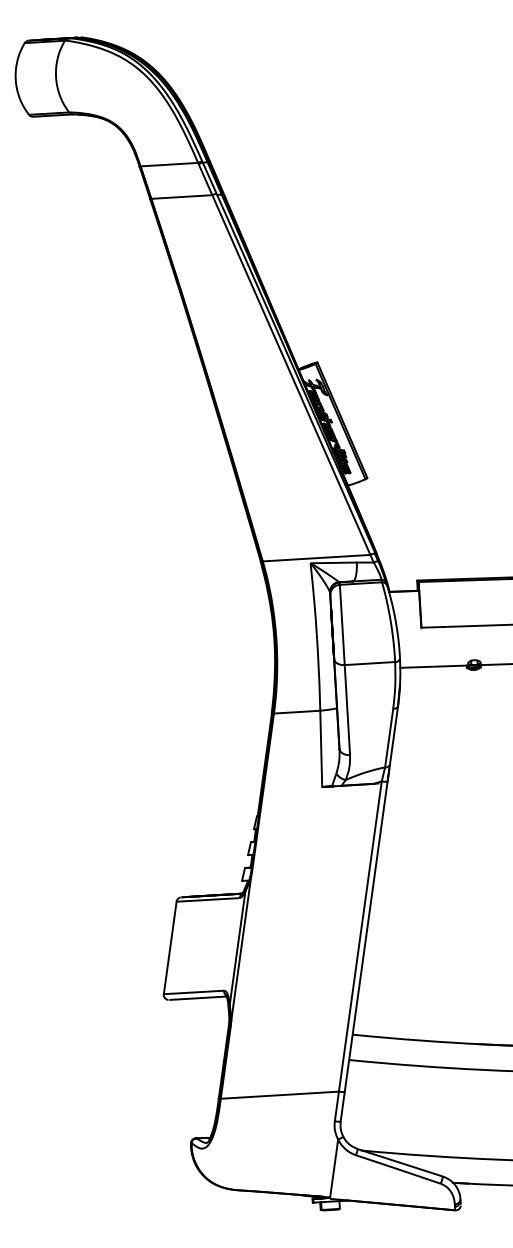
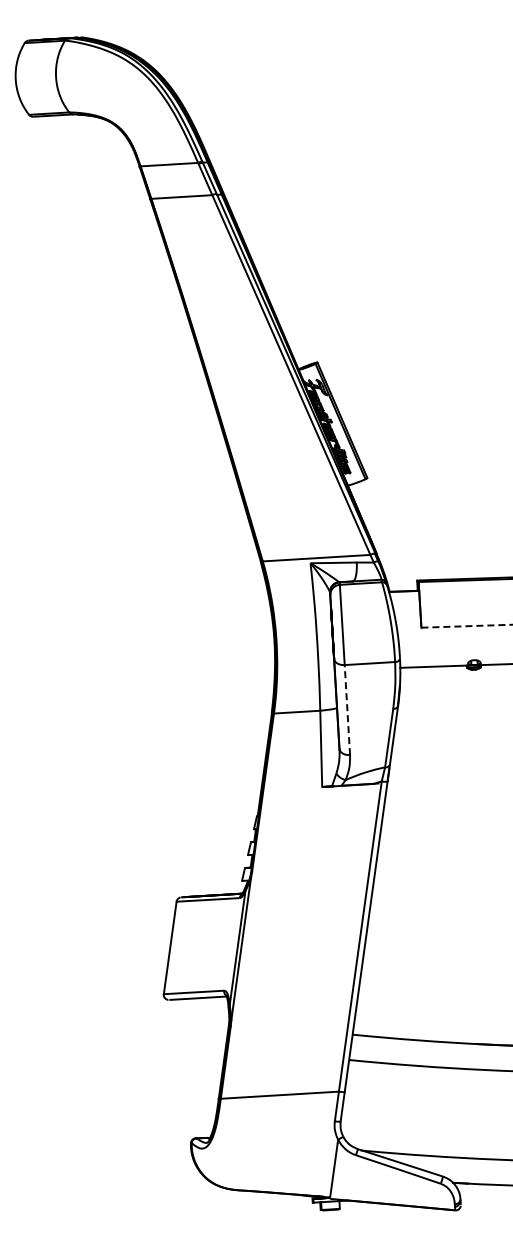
line: solid -> dashed (467, 626)
line: solid -> dashed (347, 709)
